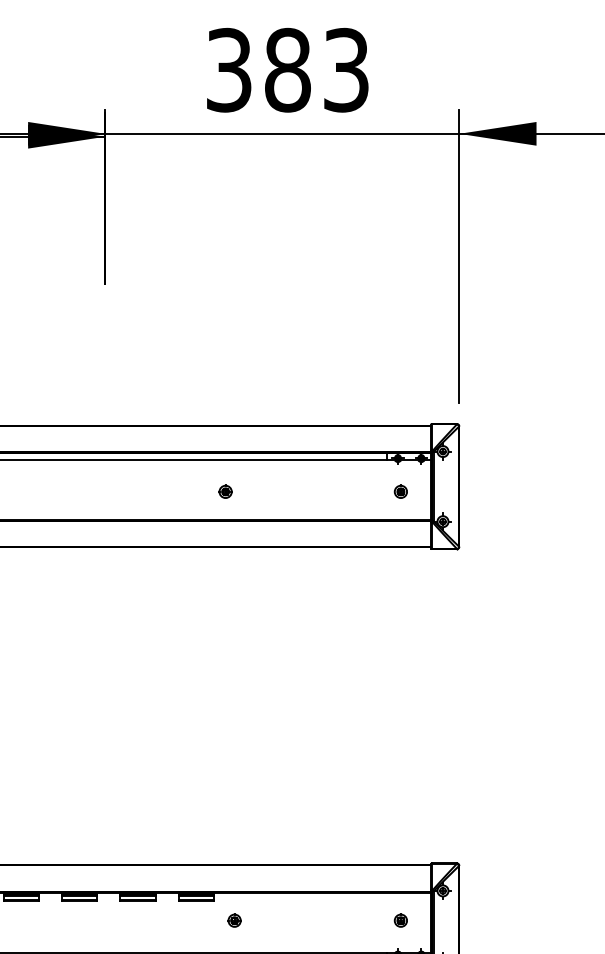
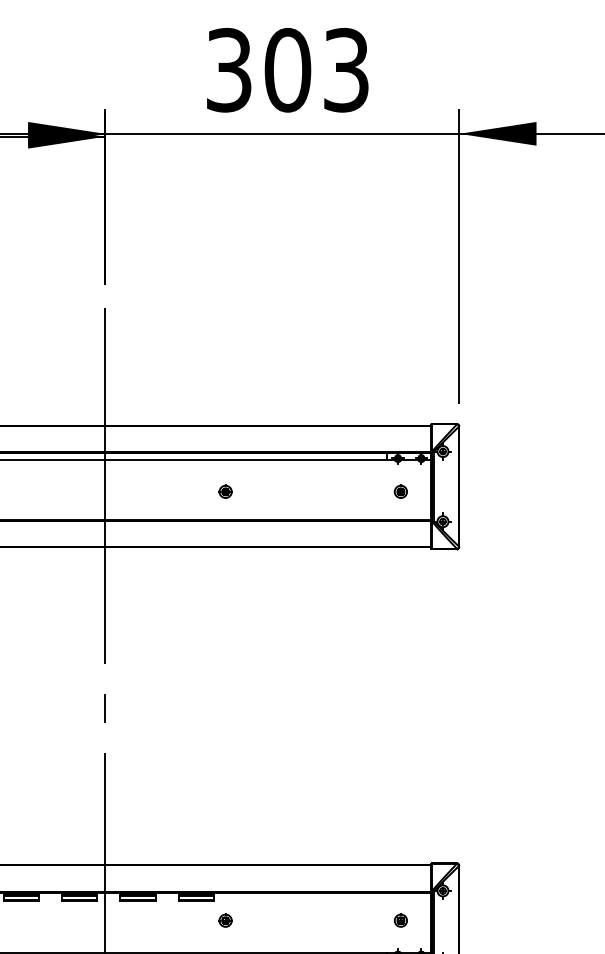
text: 383 -> 303 (287, 70)
line: none -> present (105, 628)
part position: (234, 920) -> (225, 920) (225, 920)
